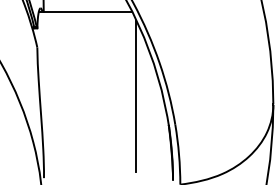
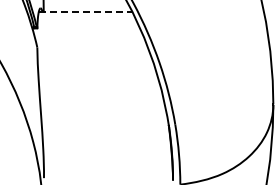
line: solid -> dashed (85, 11)
line: present -> none (136, 96)
